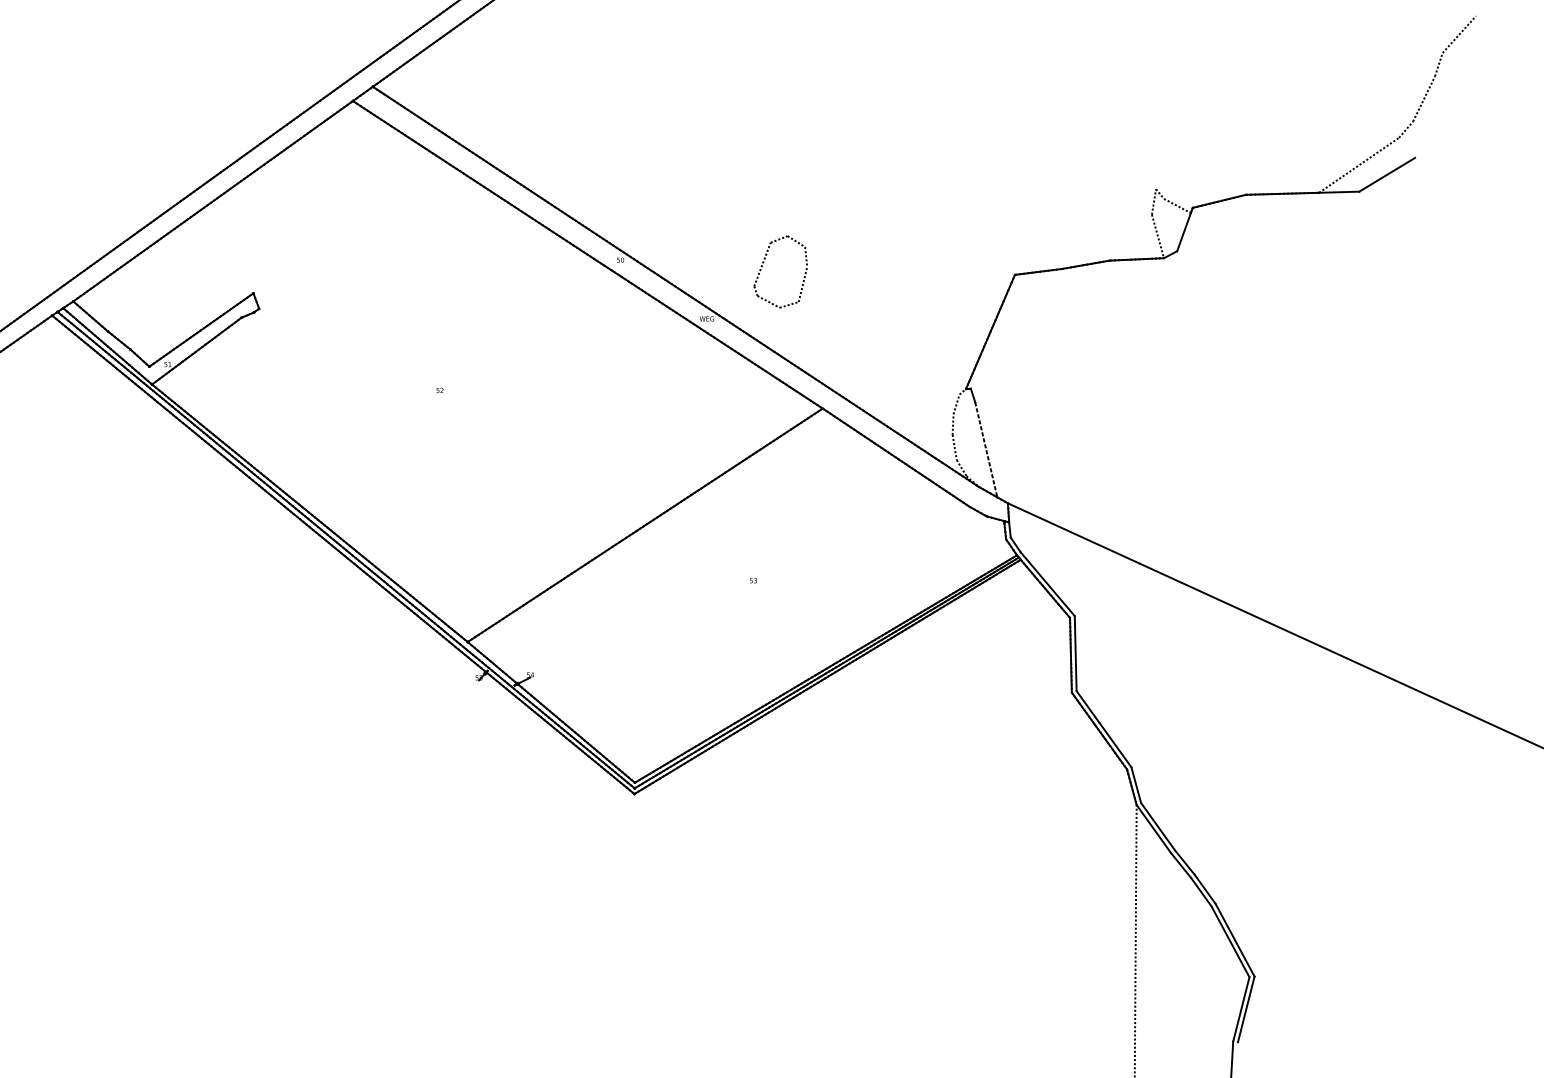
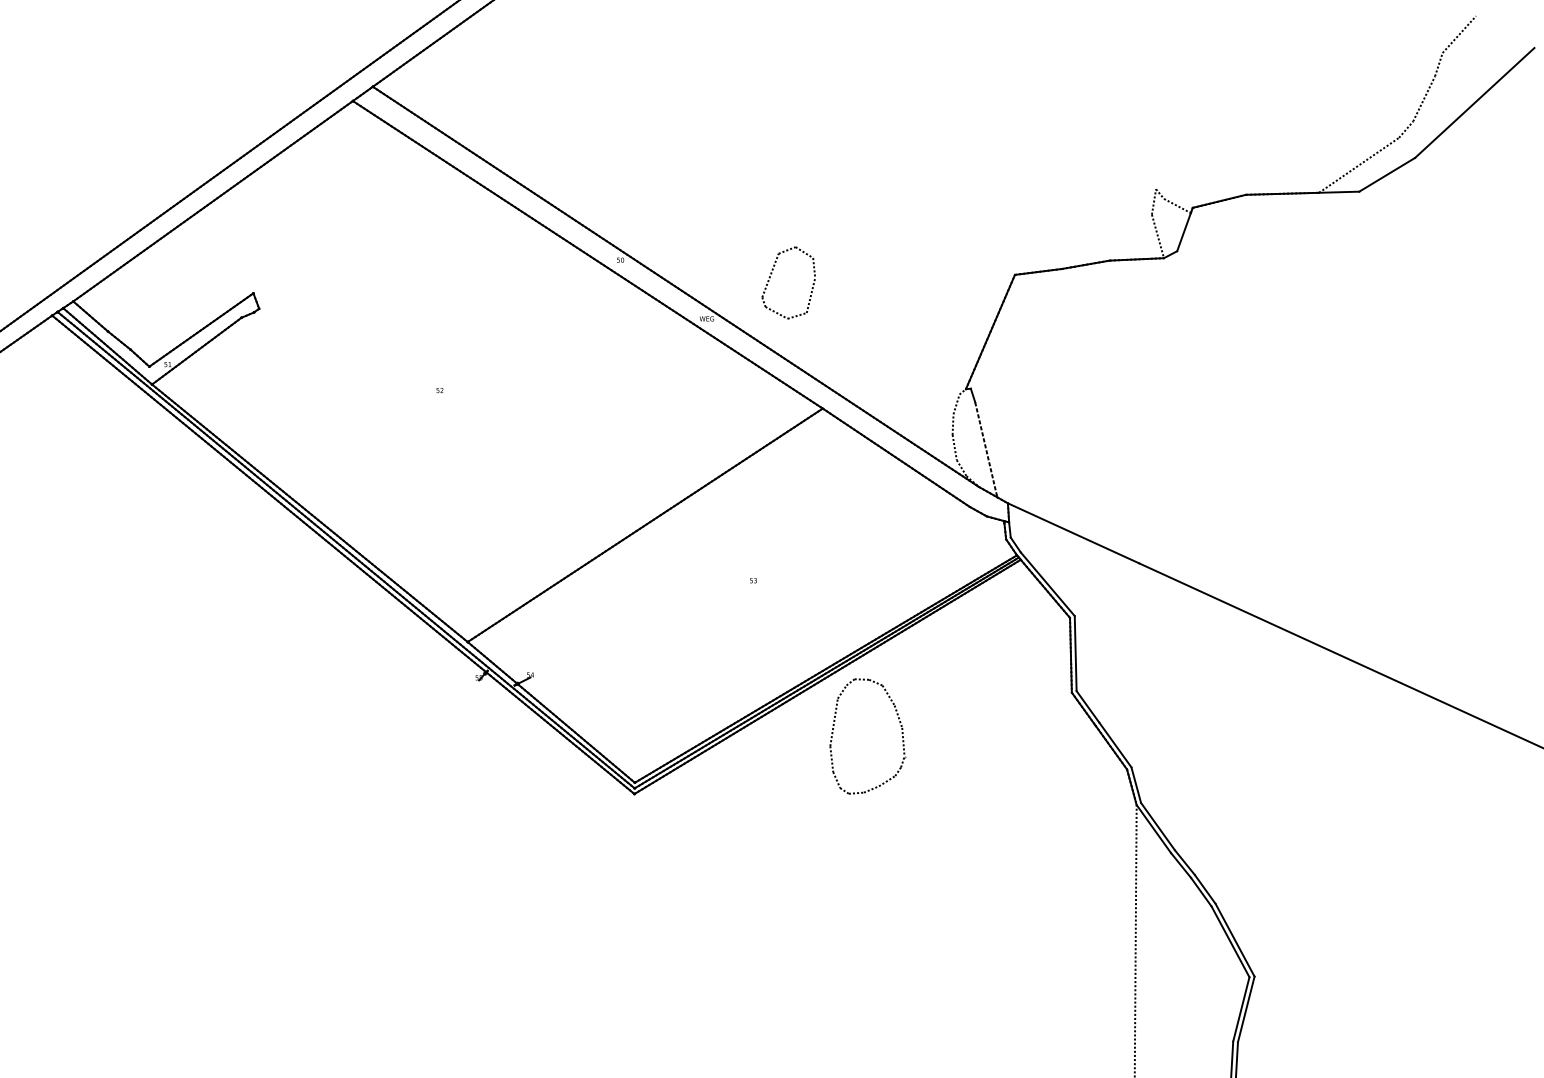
line: none -> present (1474, 102)
part position: (764, 262) -> (772, 273) (772, 273)
part: none -> present (833, 733)
line: none -> present (1236, 1058)
